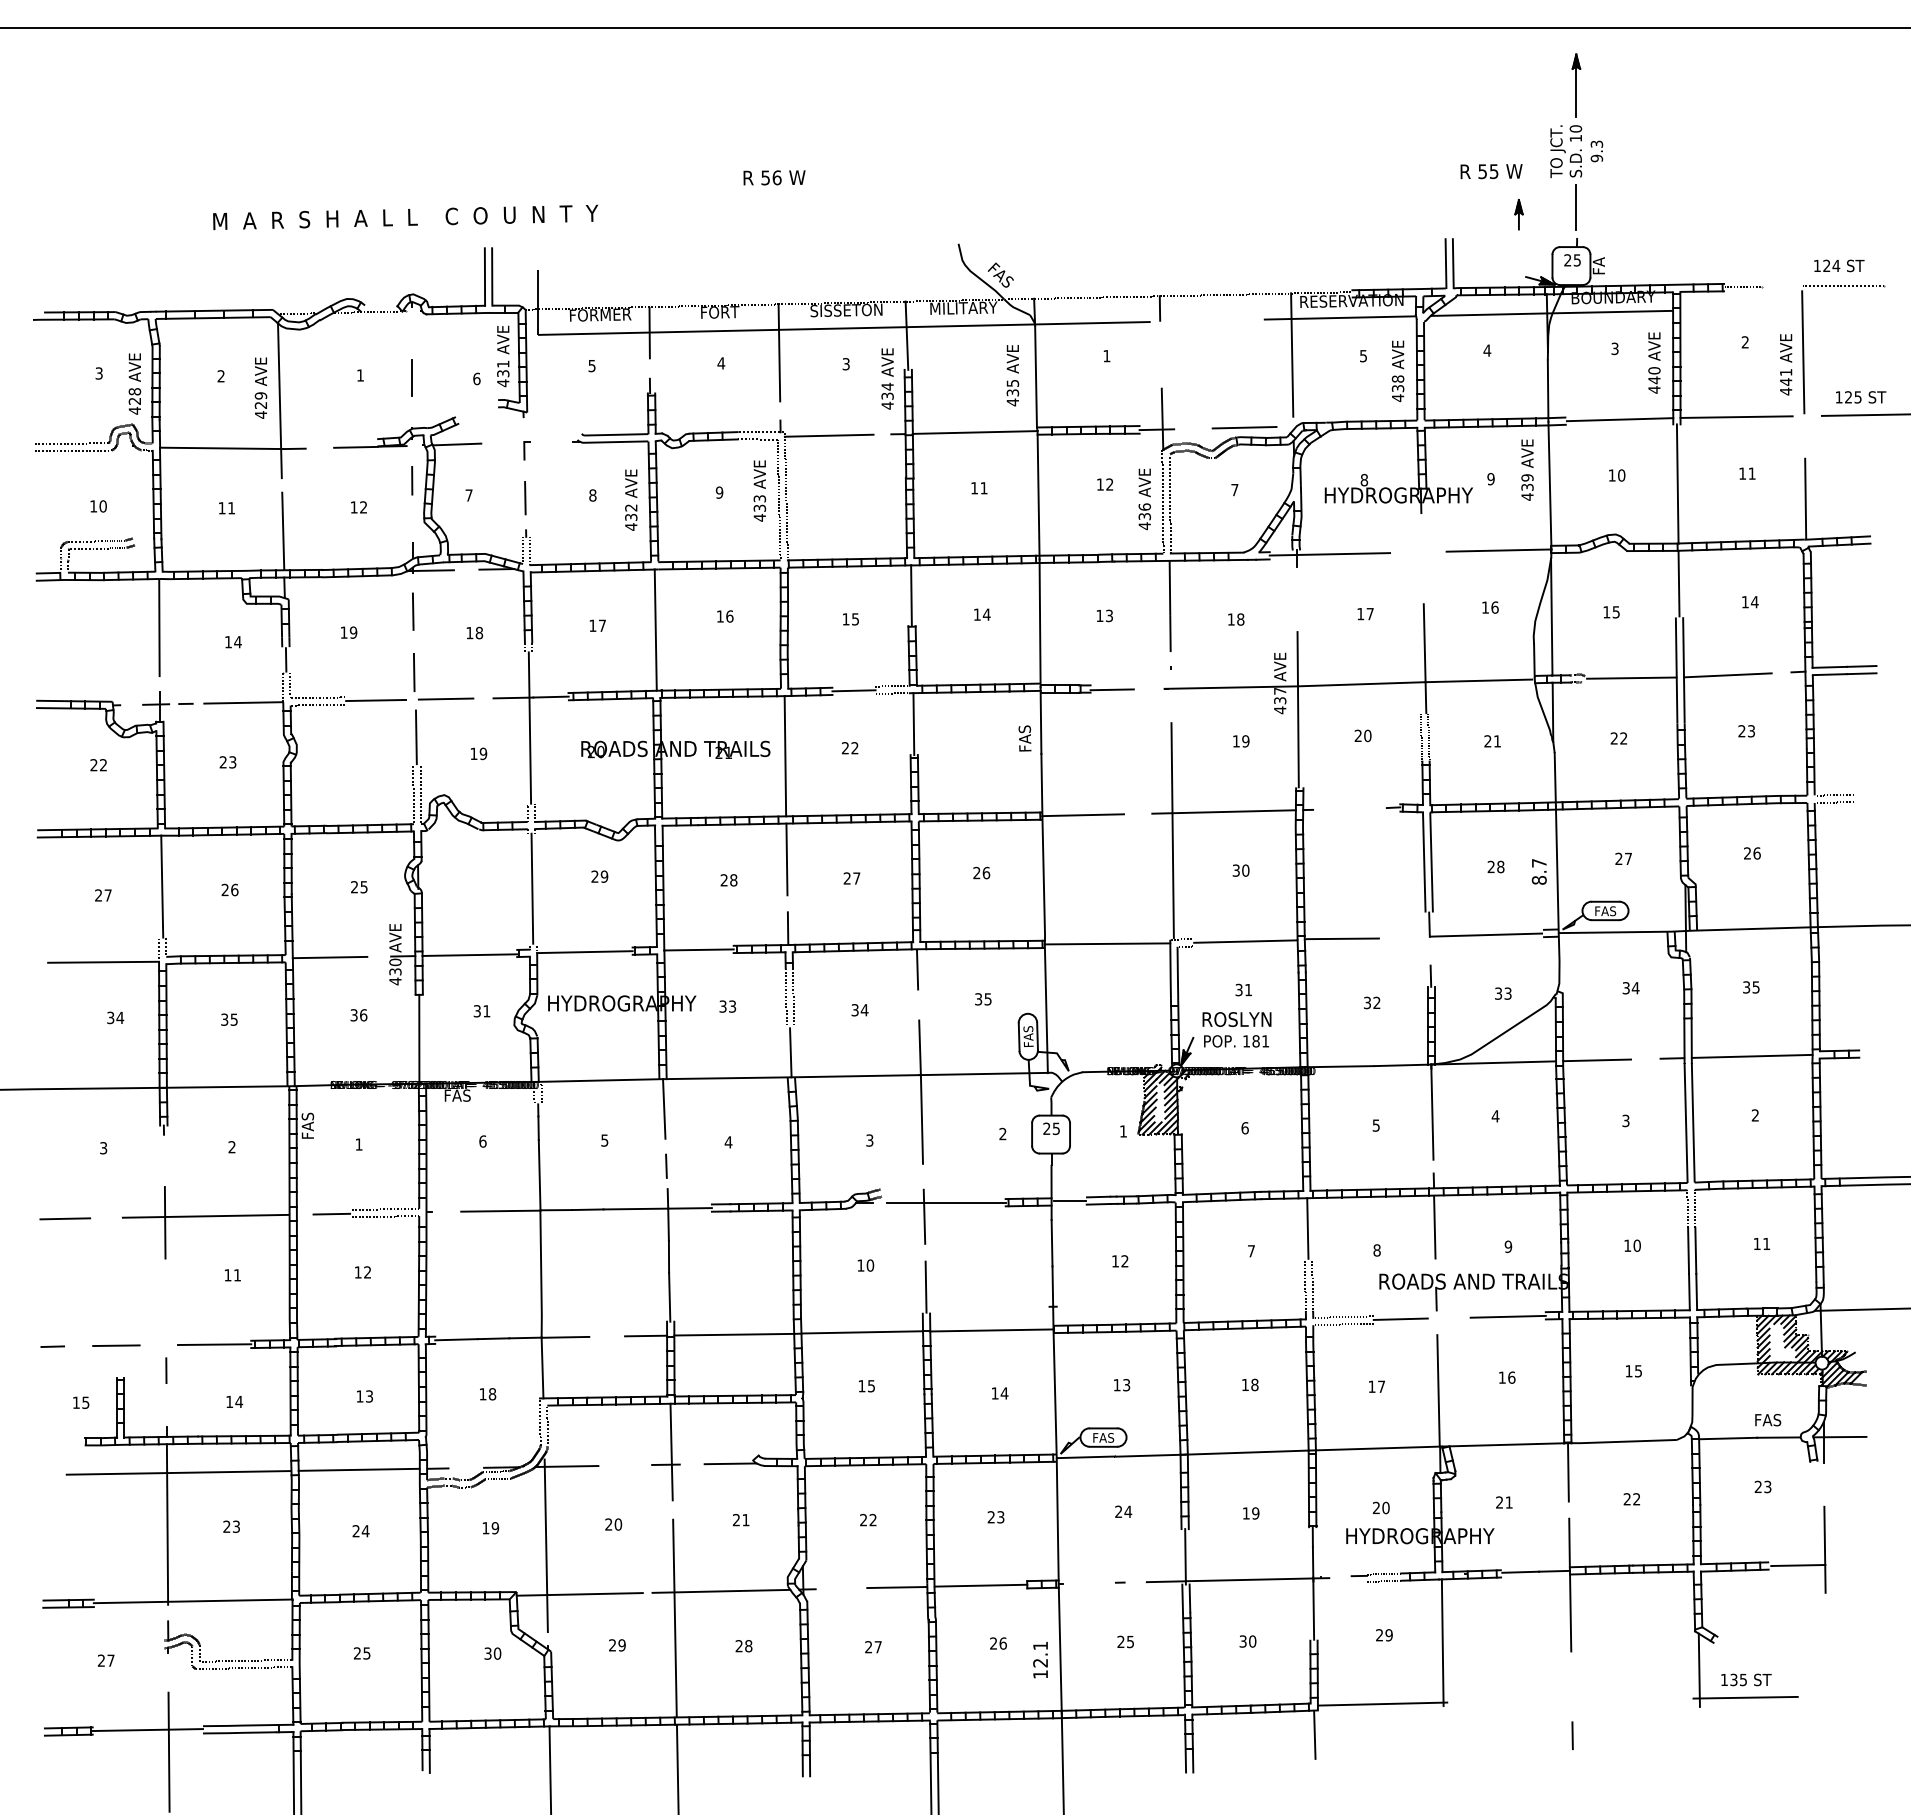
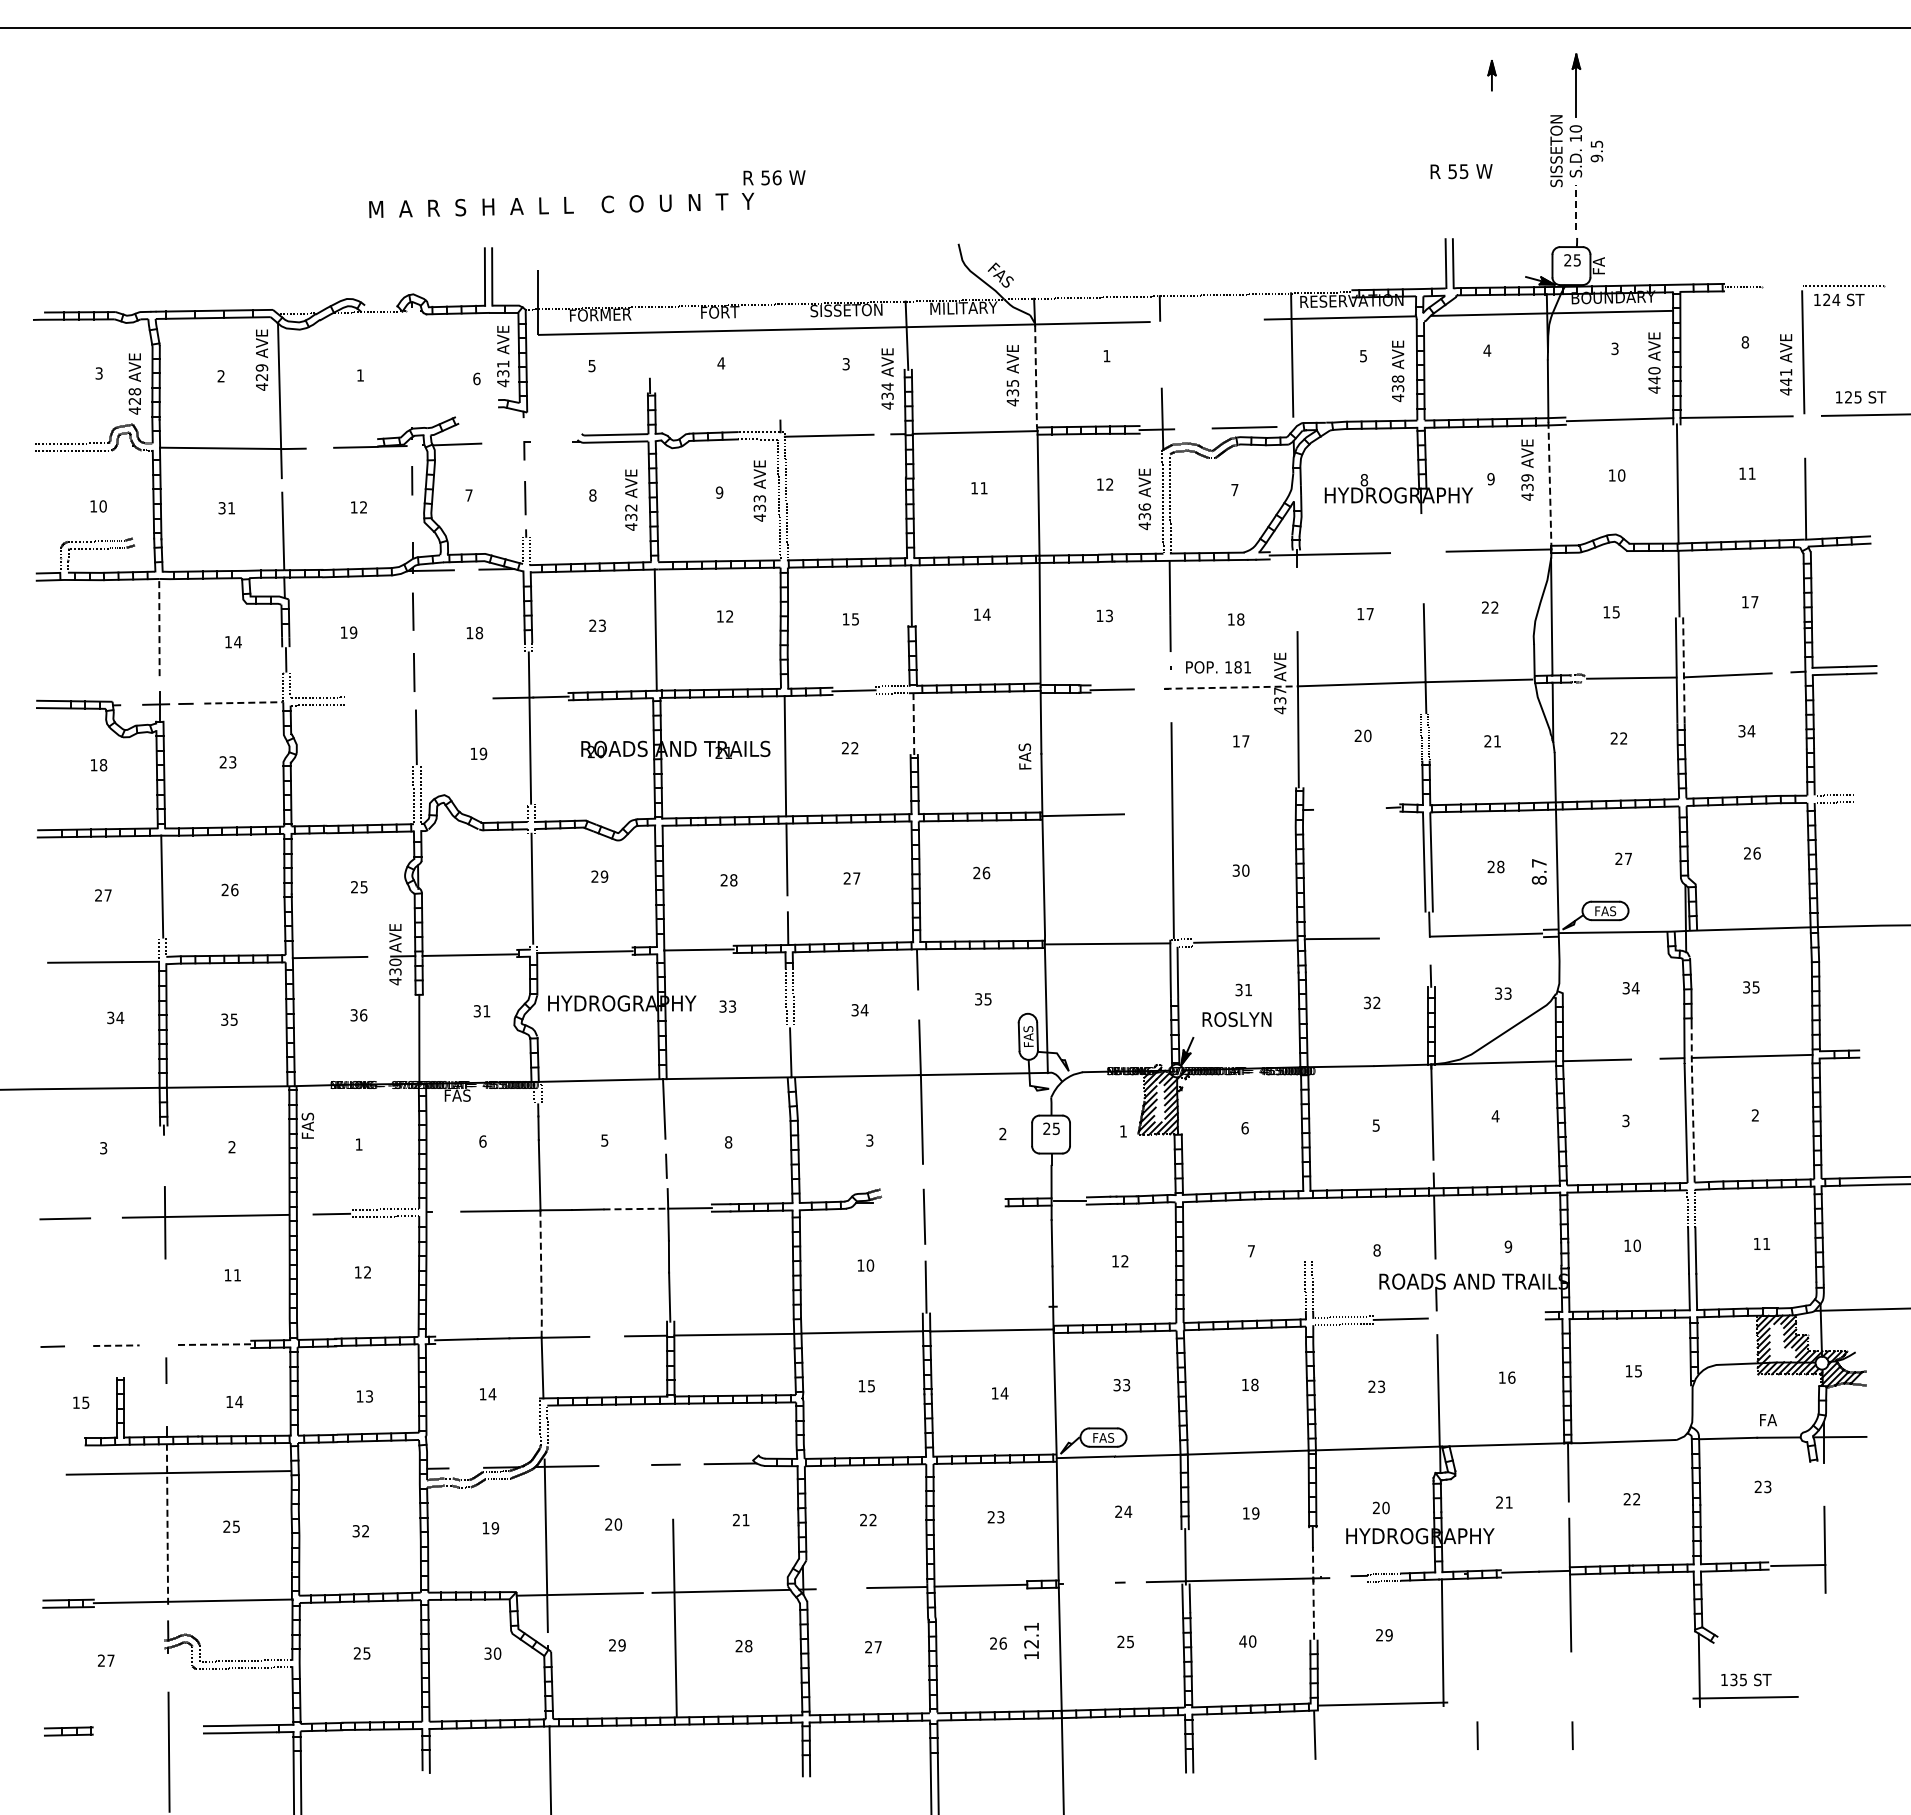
text: 9.3 -> 9.5 (1596, 143)
text: TO JCT. -> SISSETON (1557, 151)
text position: (1491, 171) -> (1461, 171) (1461, 171)
line: solid -> dashed (1576, 207)
part position: (1518, 214) -> (1491, 75) (1491, 75)
text position: (405, 217) -> (561, 205) (561, 205)
text position: (1839, 265) -> (1839, 299) (1839, 299)
line: present -> none (649, 332)
text: 2 -> 8 (1745, 342)
line: present -> none (779, 352)
line: solid -> dashed (1036, 376)
line: present -> none (411, 377)
text position: (260, 387) -> (261, 359) (261, 359)
line: solid -> dashed (1549, 485)
text: 11 -> 31 (221, 508)
text: 14 -> 17 (1754, 602)
text: 16 -> 22 (1490, 607)
text: 16 -> 12 (729, 616)
text: 17 -> 23 (597, 625)
line: solid -> dashed (159, 627)
line: solid -> dashed (1683, 669)
line: solid -> dashed (1231, 687)
line: present -> none (446, 698)
line: present -> none (376, 700)
line: solid -> dashed (243, 702)
line: solid -> dashed (913, 724)
text: 23 -> 34 (1746, 731)
text position: (1024, 738) -> (1024, 756) (1024, 756)
text: 19 -> 17 (1245, 741)
text: 22 -> 18 (98, 765)
line: present -> none (1223, 811)
text position: (1236, 1041) -> (1218, 667) (1218, 667)
line: solid -> dashed (1692, 1103)
text: 4 -> 8 (728, 1142)
line: present -> none (945, 1202)
line: solid -> dashed (636, 1209)
line: present -> none (1307, 1228)
line: solid -> dashed (541, 1273)
line: present -> none (1507, 1316)
line: solid -> dashed (214, 1344)
line: solid -> dashed (116, 1345)
text: 13 -> 33 (1116, 1385)
text: 17 -> 23 (1376, 1386)
text: 18 -> 14 (492, 1394)
text: FAS -> FA (1768, 1419)
line: present -> none (671, 1451)
line: present -> none (358, 1469)
line: solid -> dashed (167, 1524)
text: 23 -> 25 (236, 1526)
text: 24 -> 32 (360, 1531)
line: solid -> dashed (1313, 1592)
text: 30 -> 40 (1243, 1641)
text position: (1040, 1660) -> (1031, 1641) (1031, 1641)
line: present -> none (147, 1730)
line: none -> present (1477, 1735)
line: present -> none (677, 1768)
